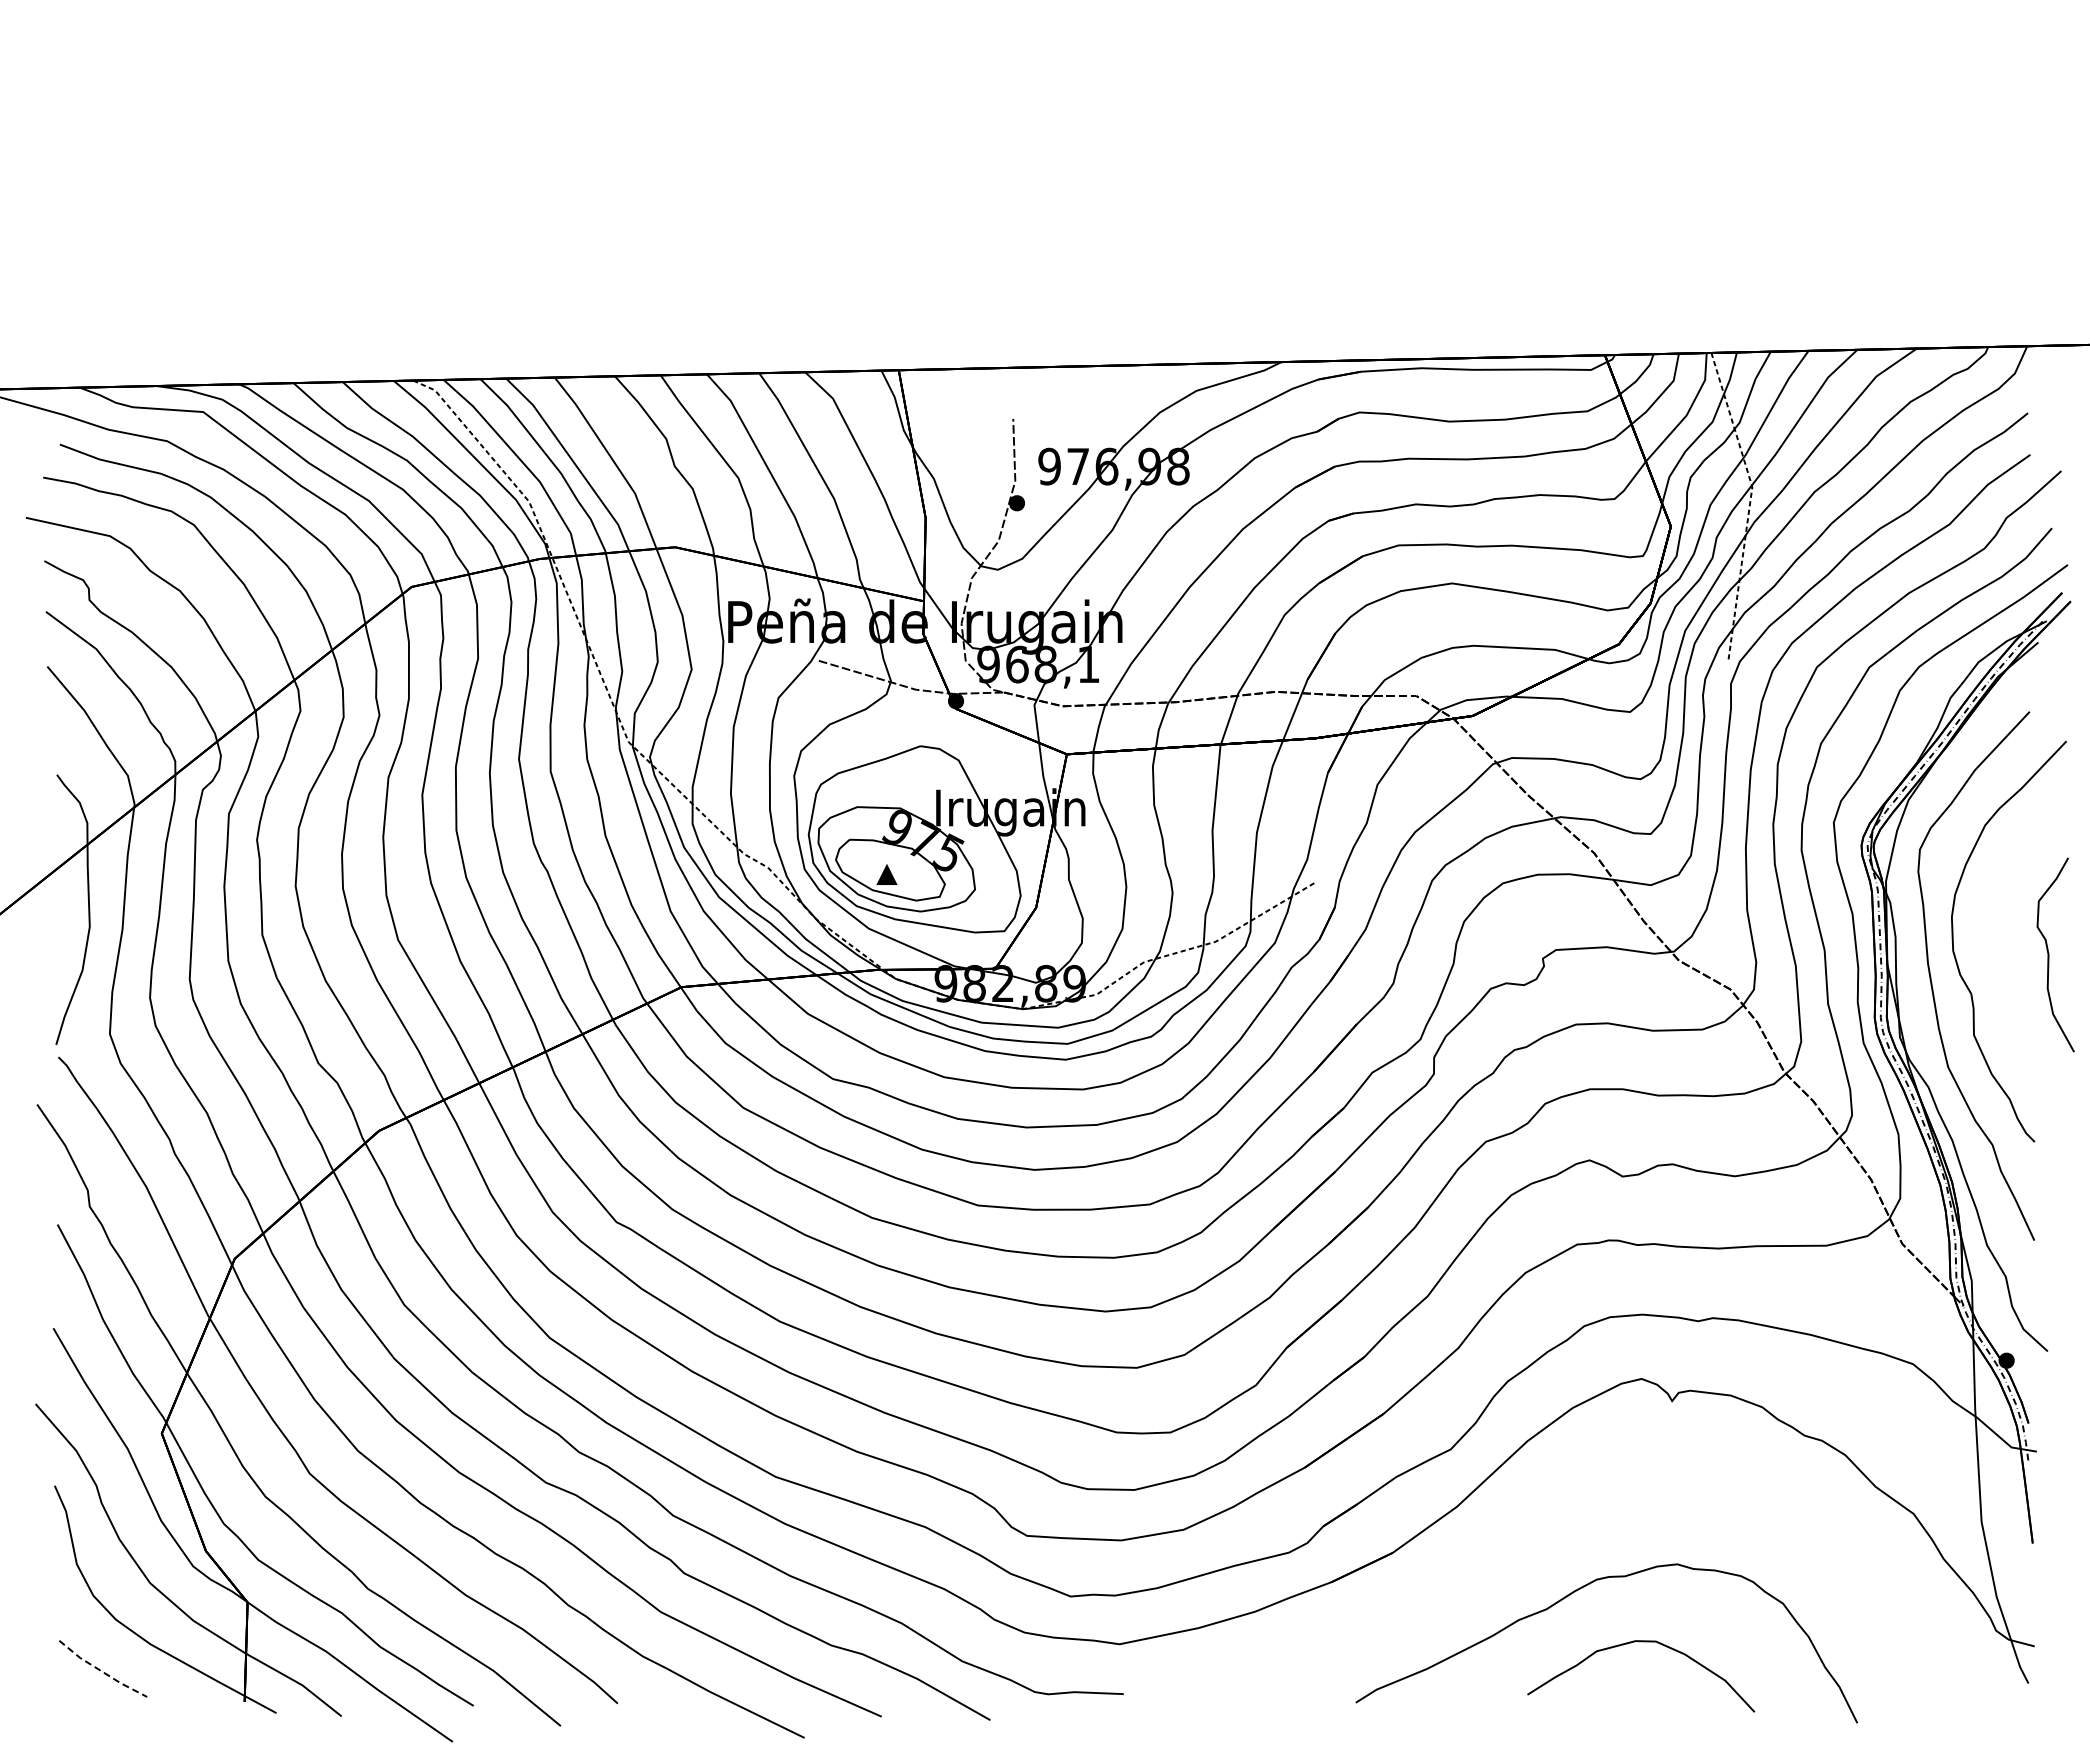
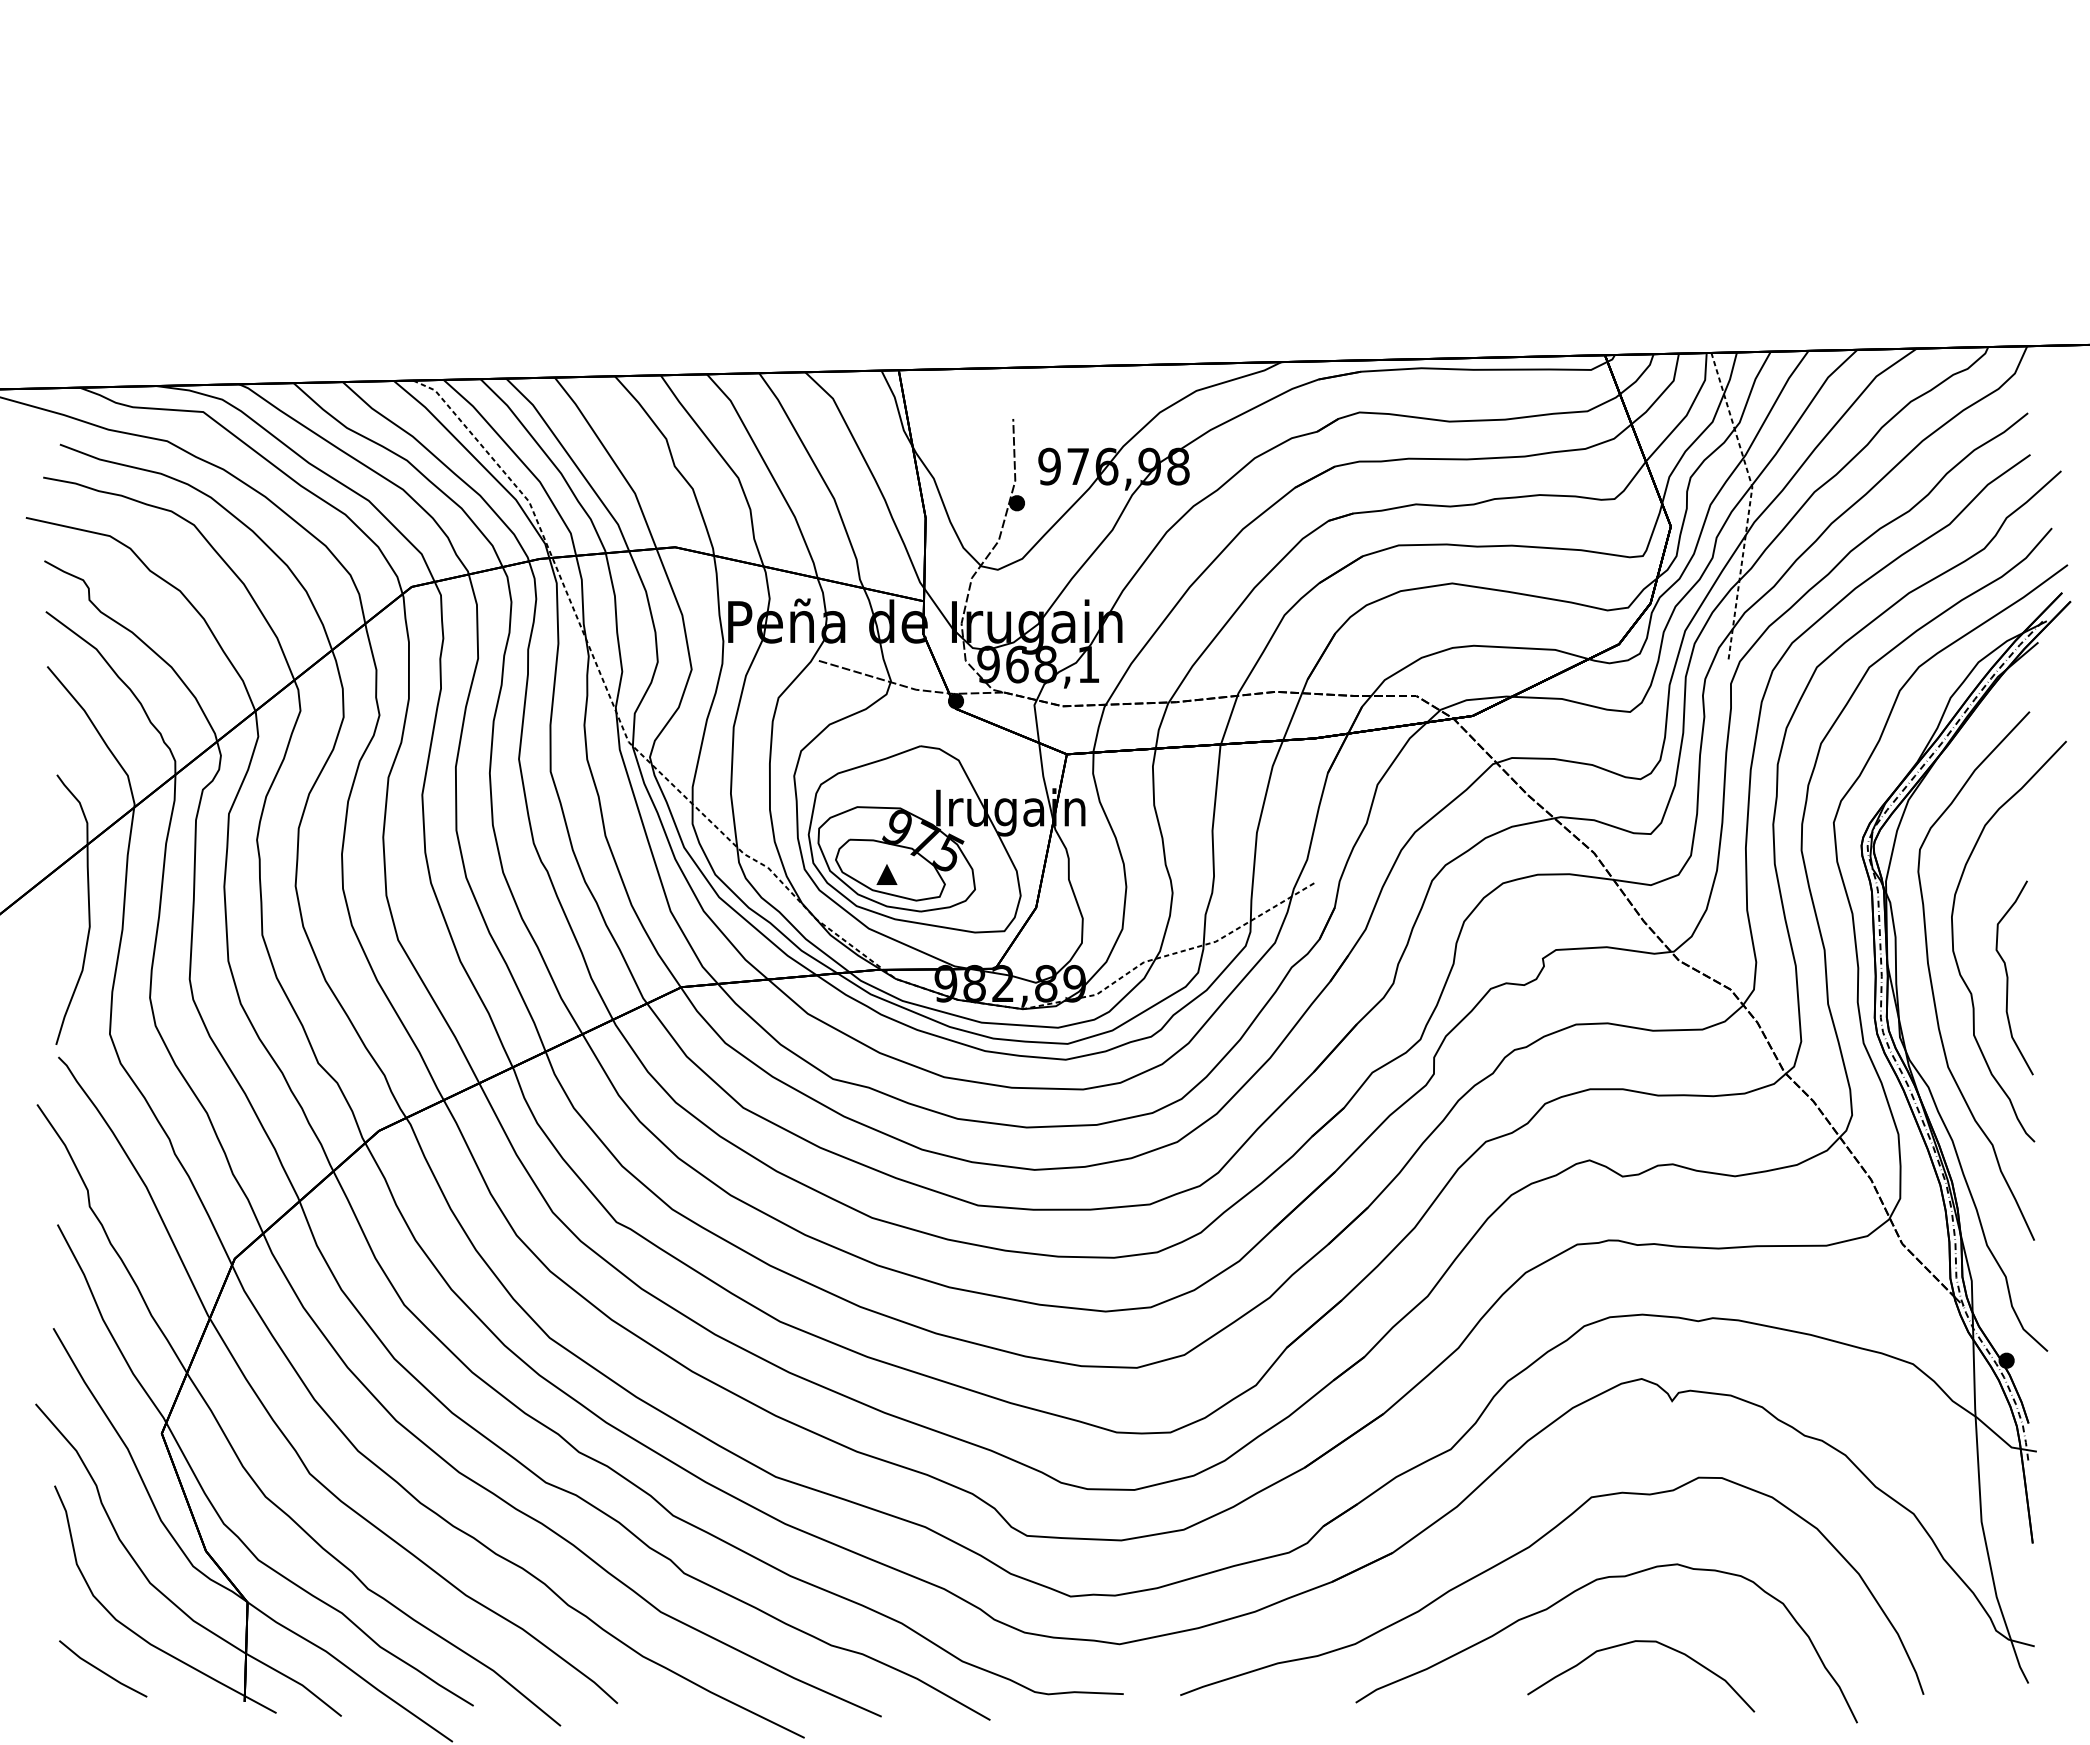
curve position: (2049, 954) -> (2008, 977) (2008, 977)
curve: none -> present (1527, 1549)
line: dashed -> solid (101, 1671)
